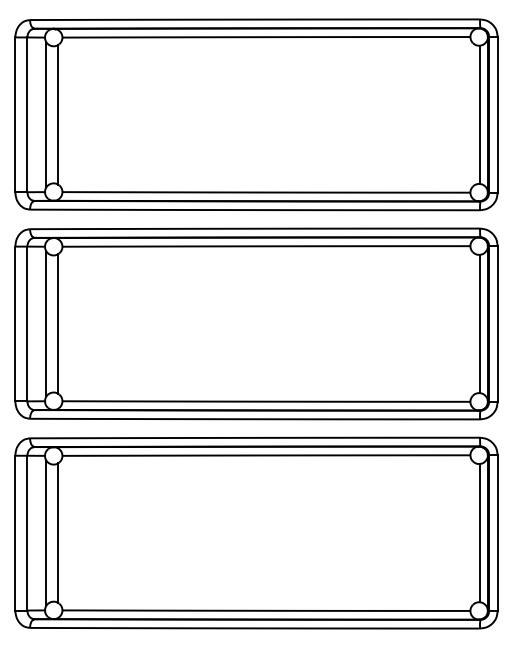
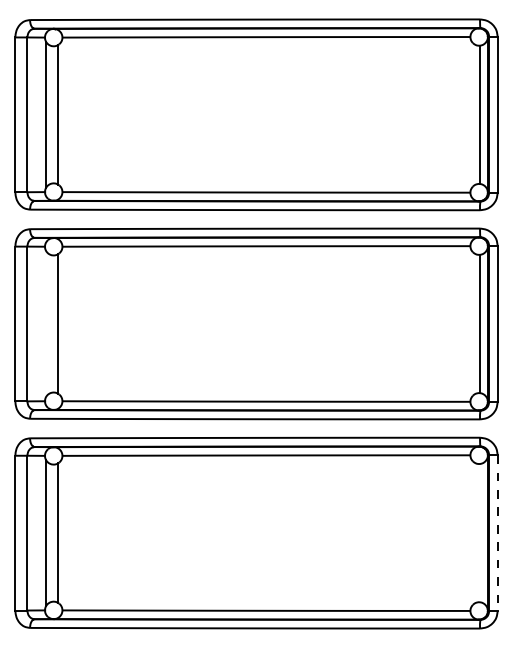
line: present -> none (46, 323)
line: present -> none (479, 532)
line: solid -> dashed (497, 533)
